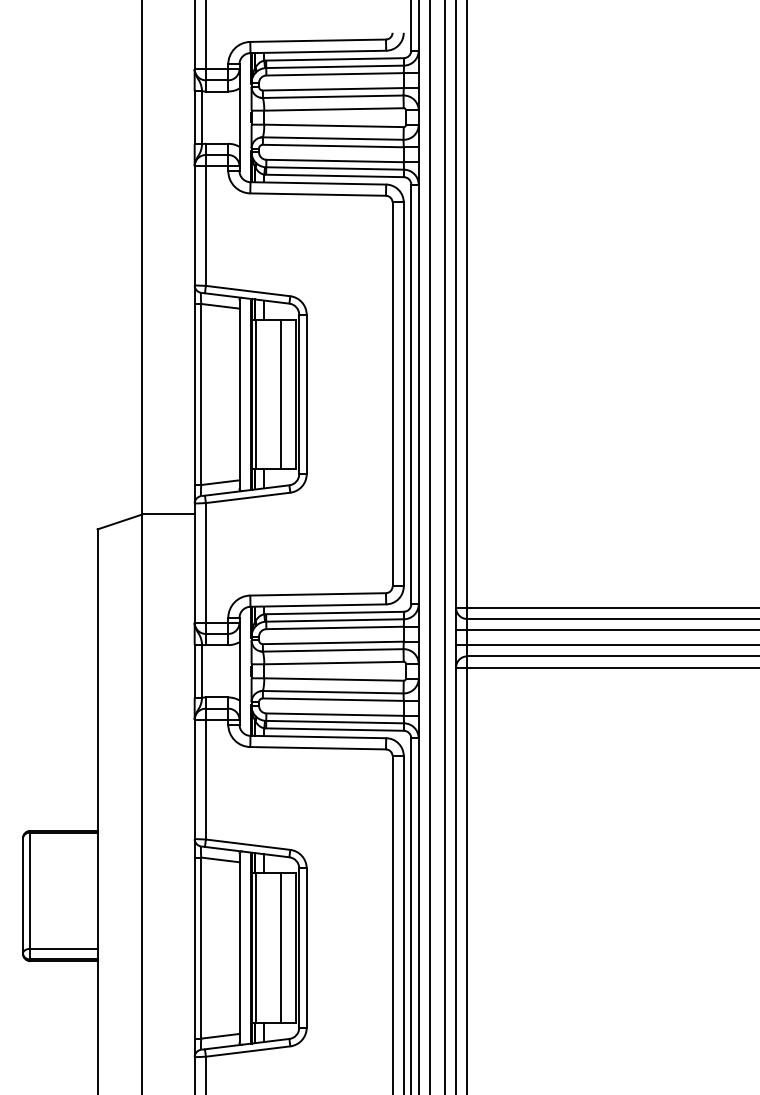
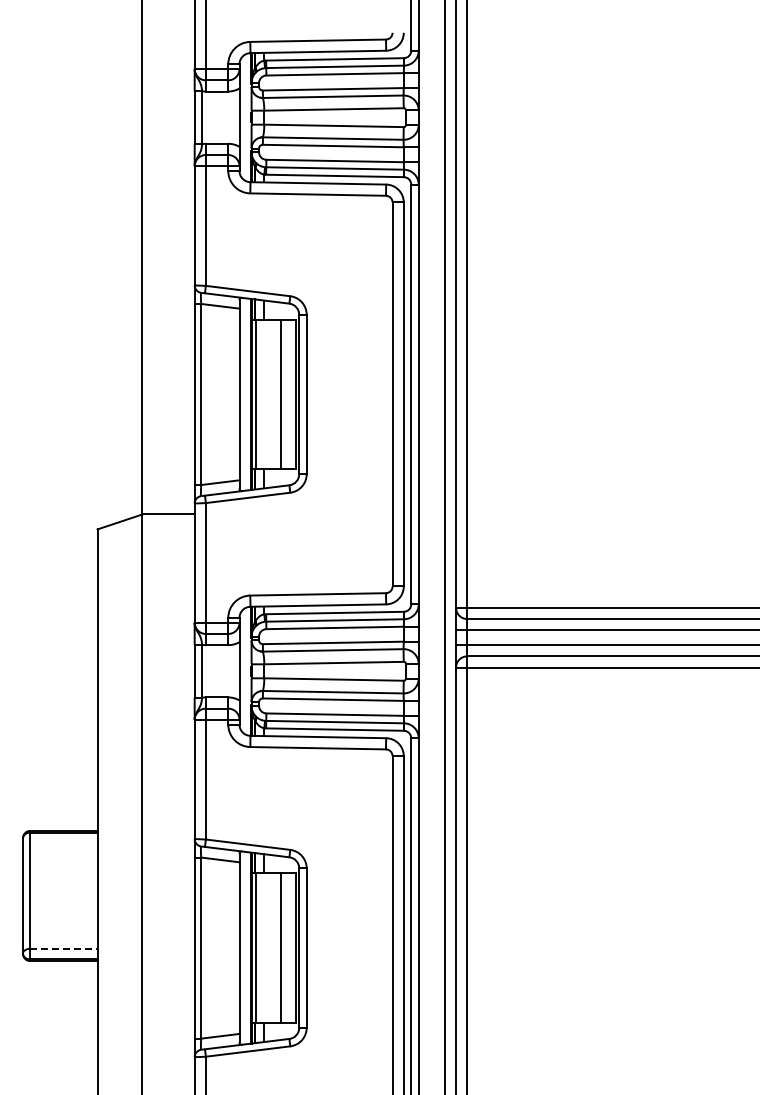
line: present -> none (429, 546)
line: solid -> dashed (64, 948)
